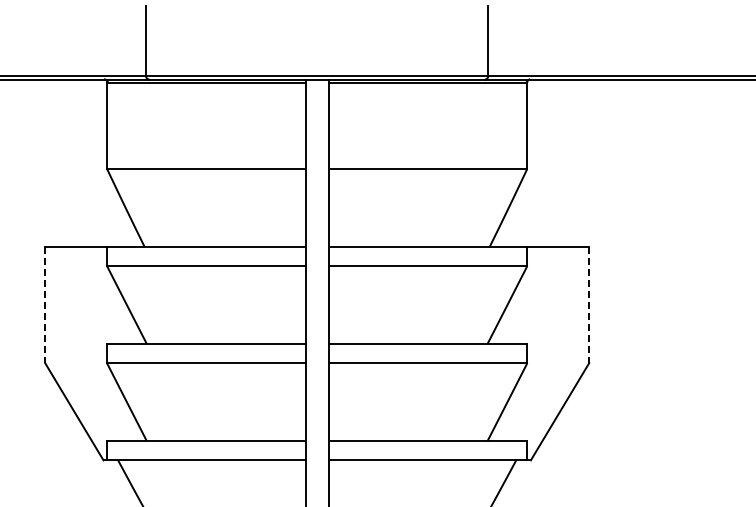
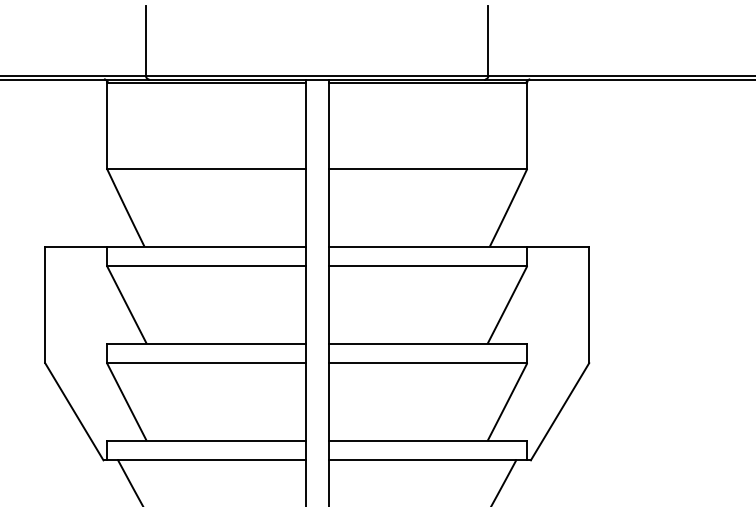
line: dashed -> solid (45, 305)
line: dashed -> solid (589, 305)
